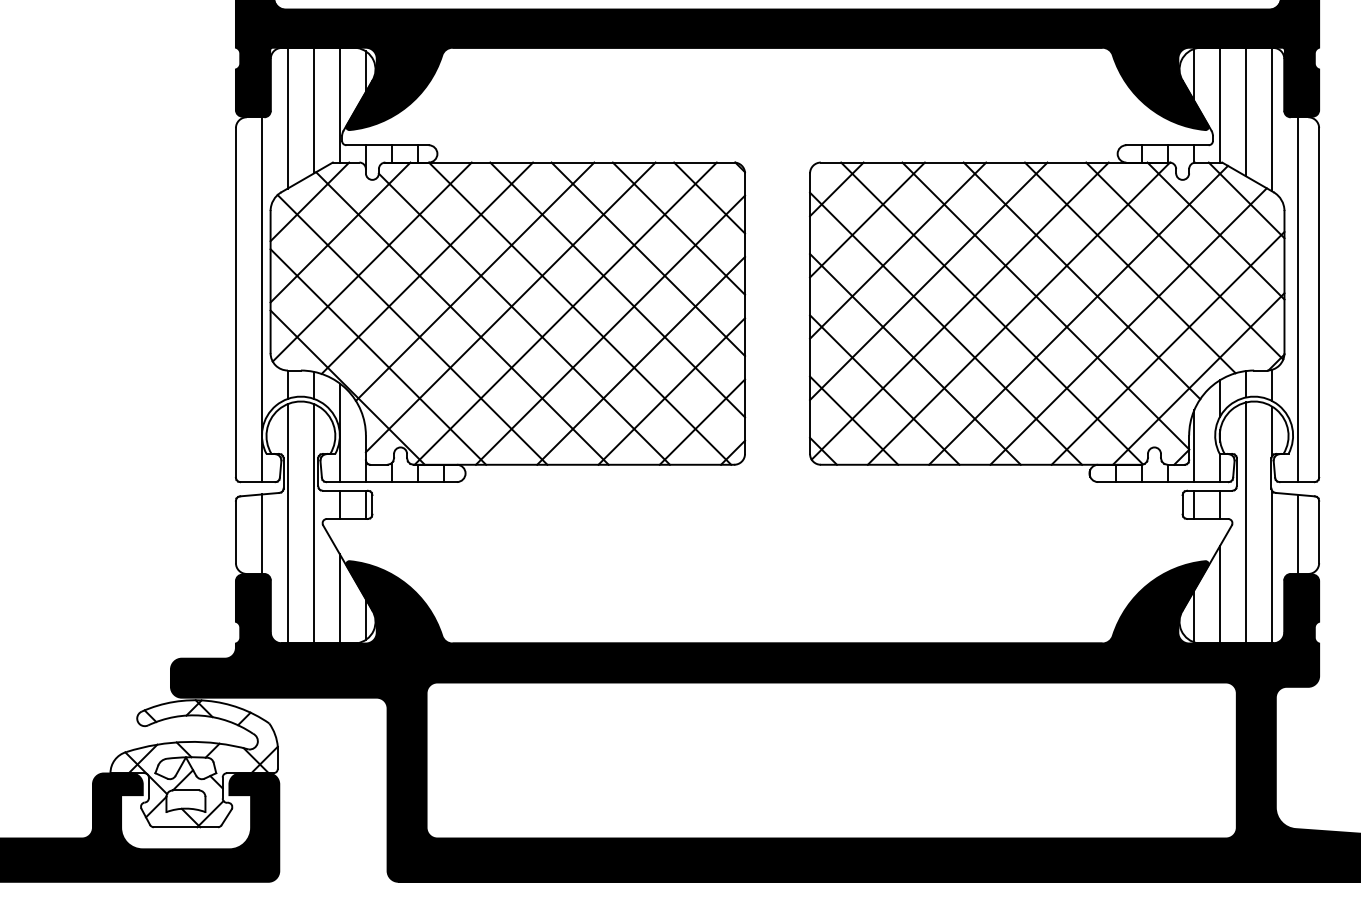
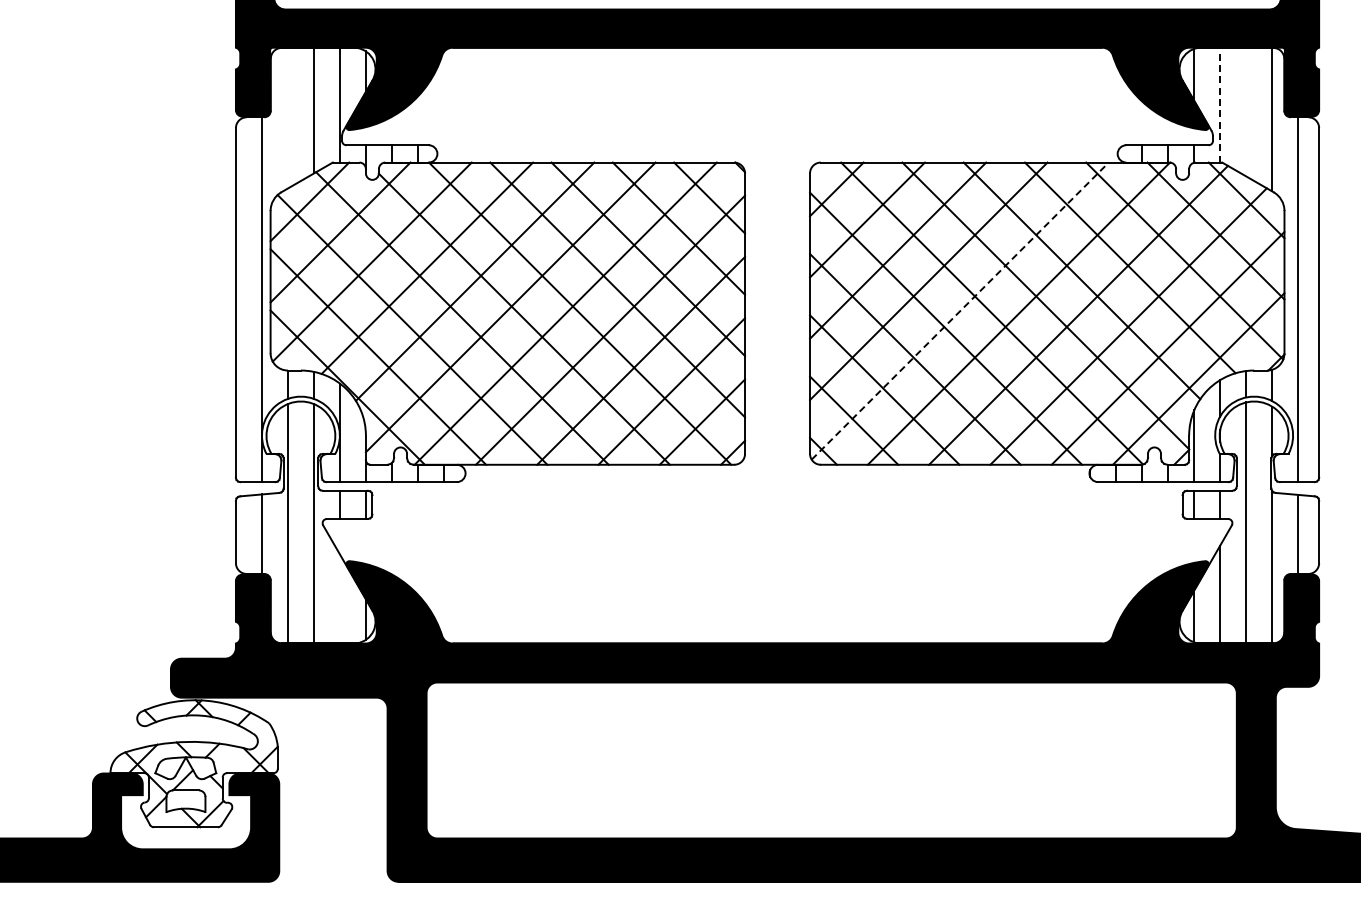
line: solid -> dashed (1220, 104)
line: present -> none (1246, 111)
line: present -> none (287, 117)
line: solid -> dashed (960, 310)
line: present -> none (339, 598)
